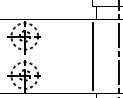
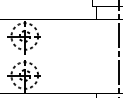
line: present -> none (92, 56)
